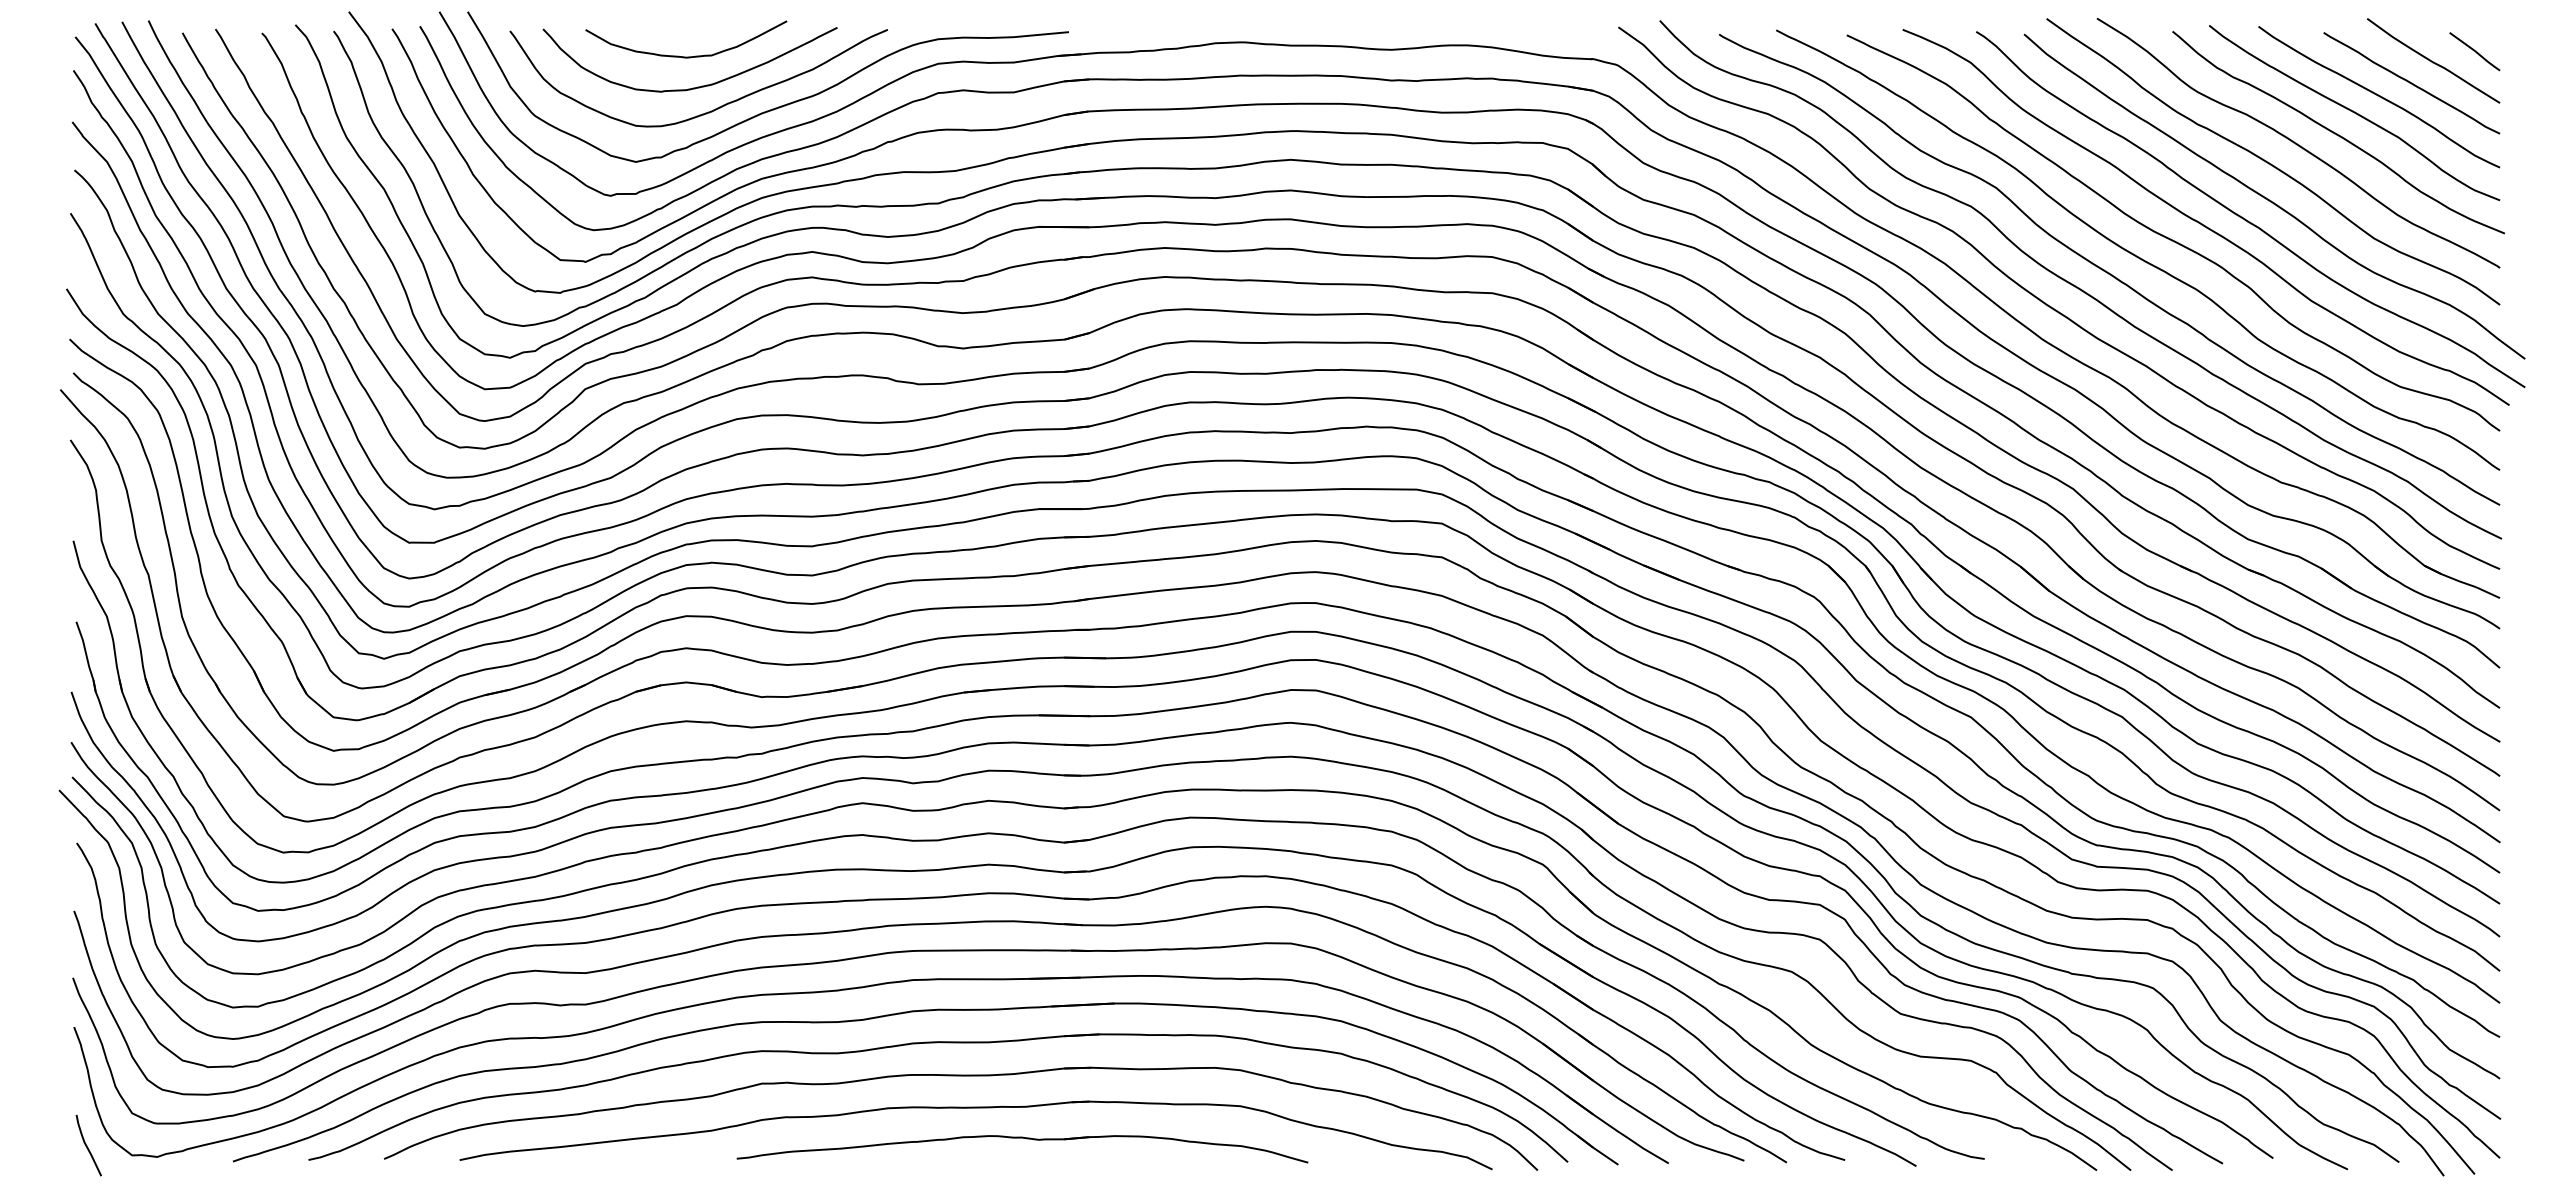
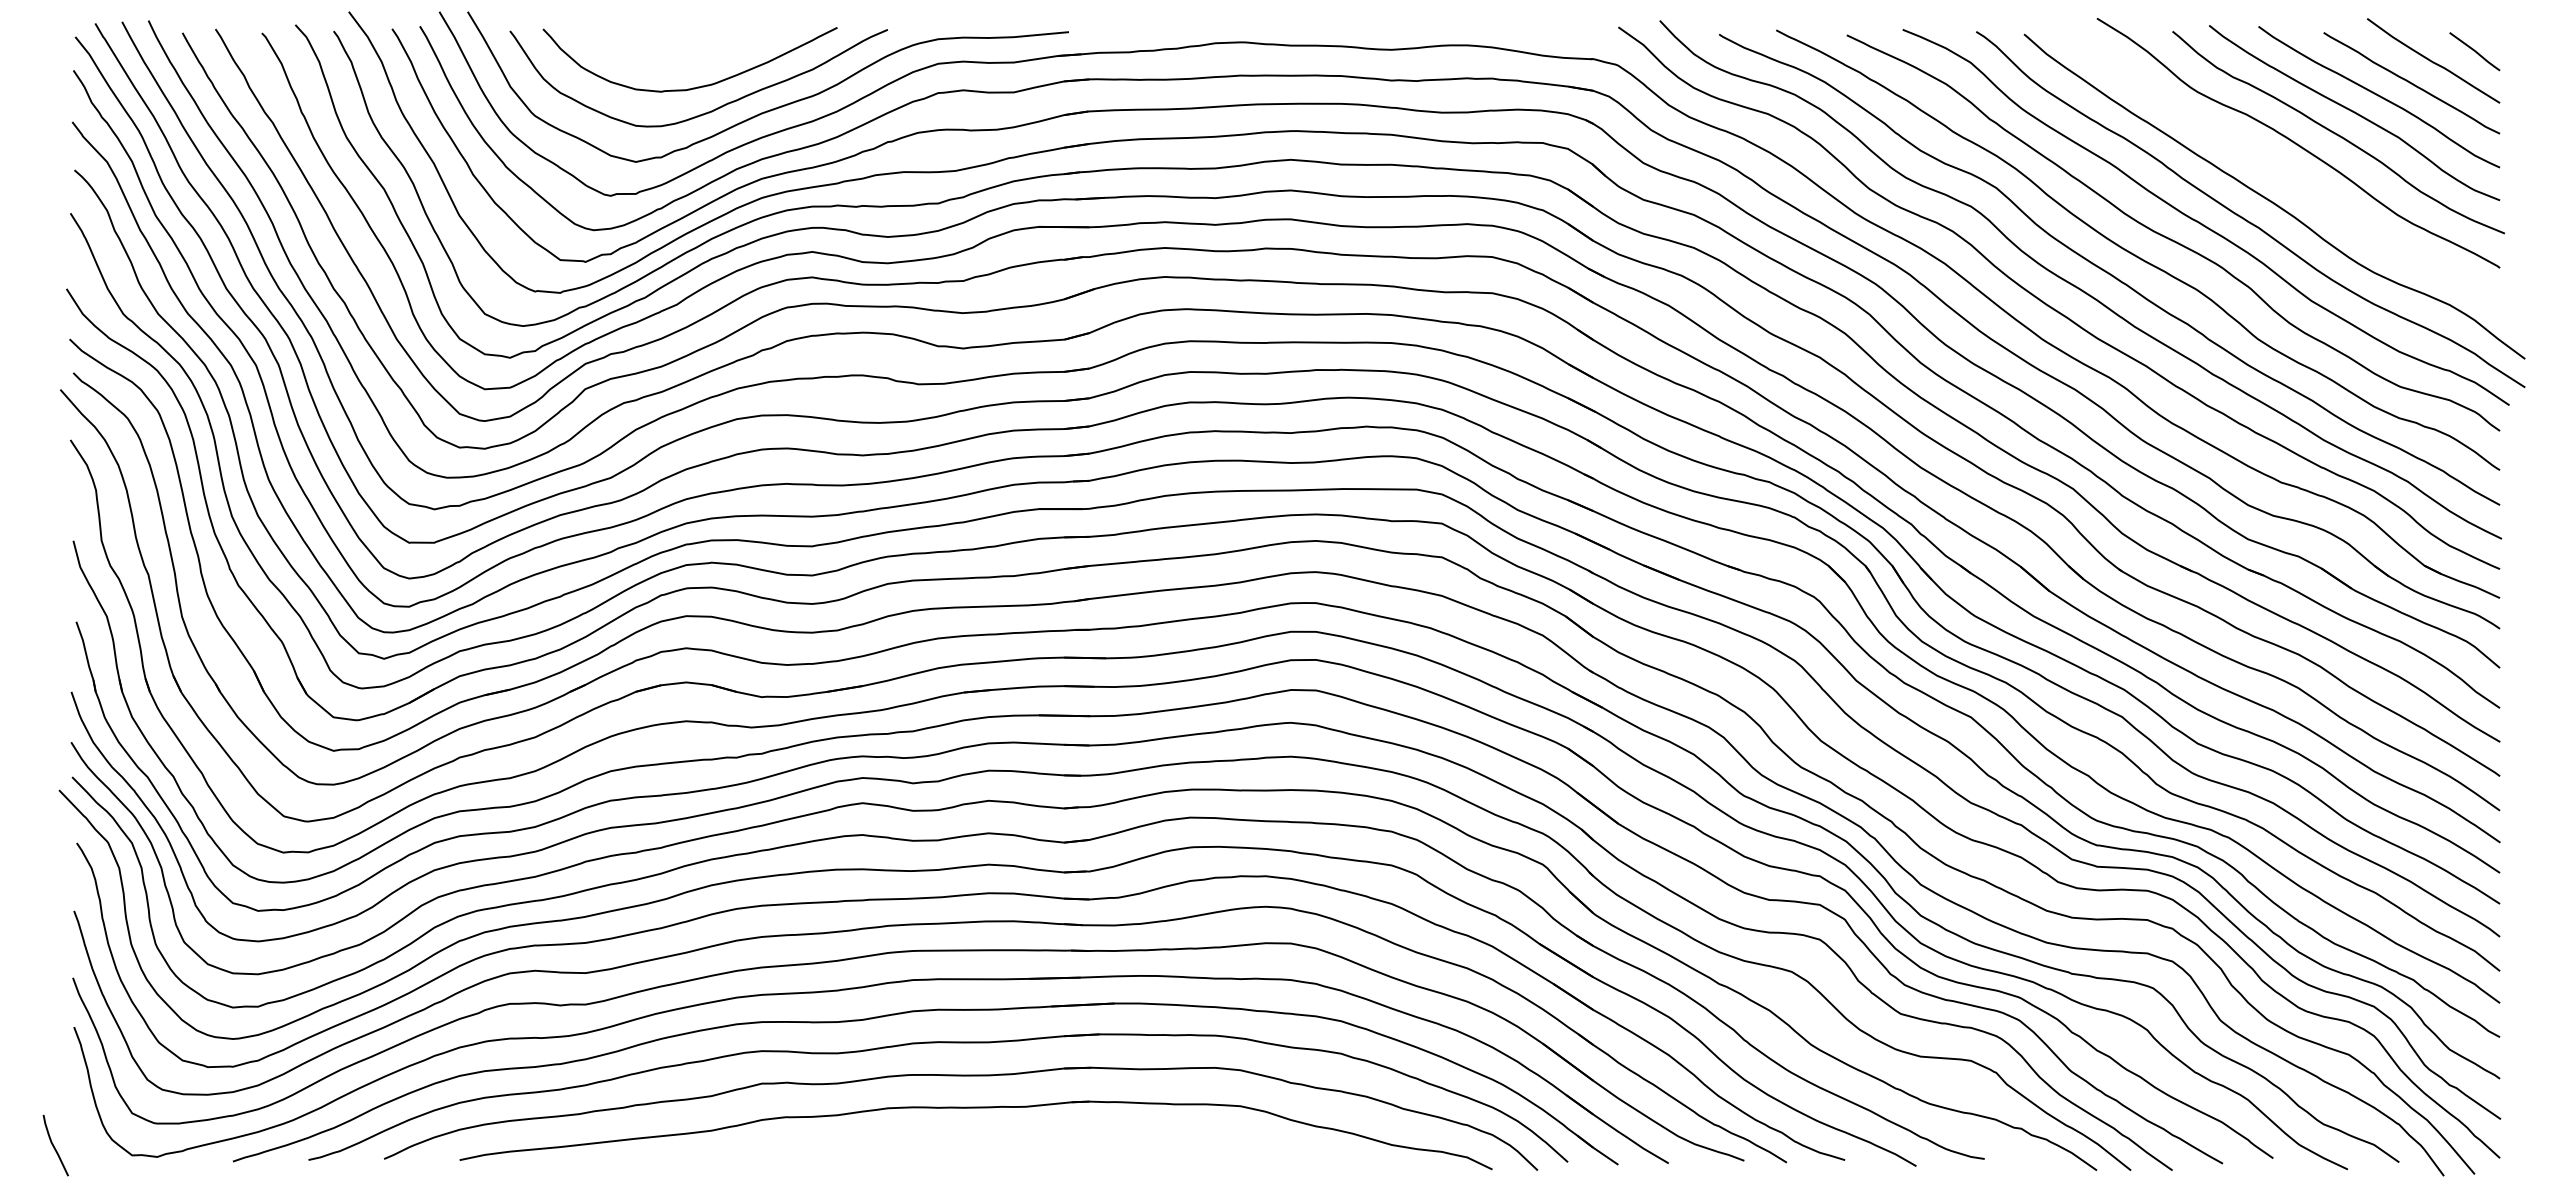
curve: present -> none (686, 56)
curve: present -> none (2271, 163)
part: present -> none (1026, 1139)
curve position: (87, 1145) -> (54, 1145) (54, 1145)
